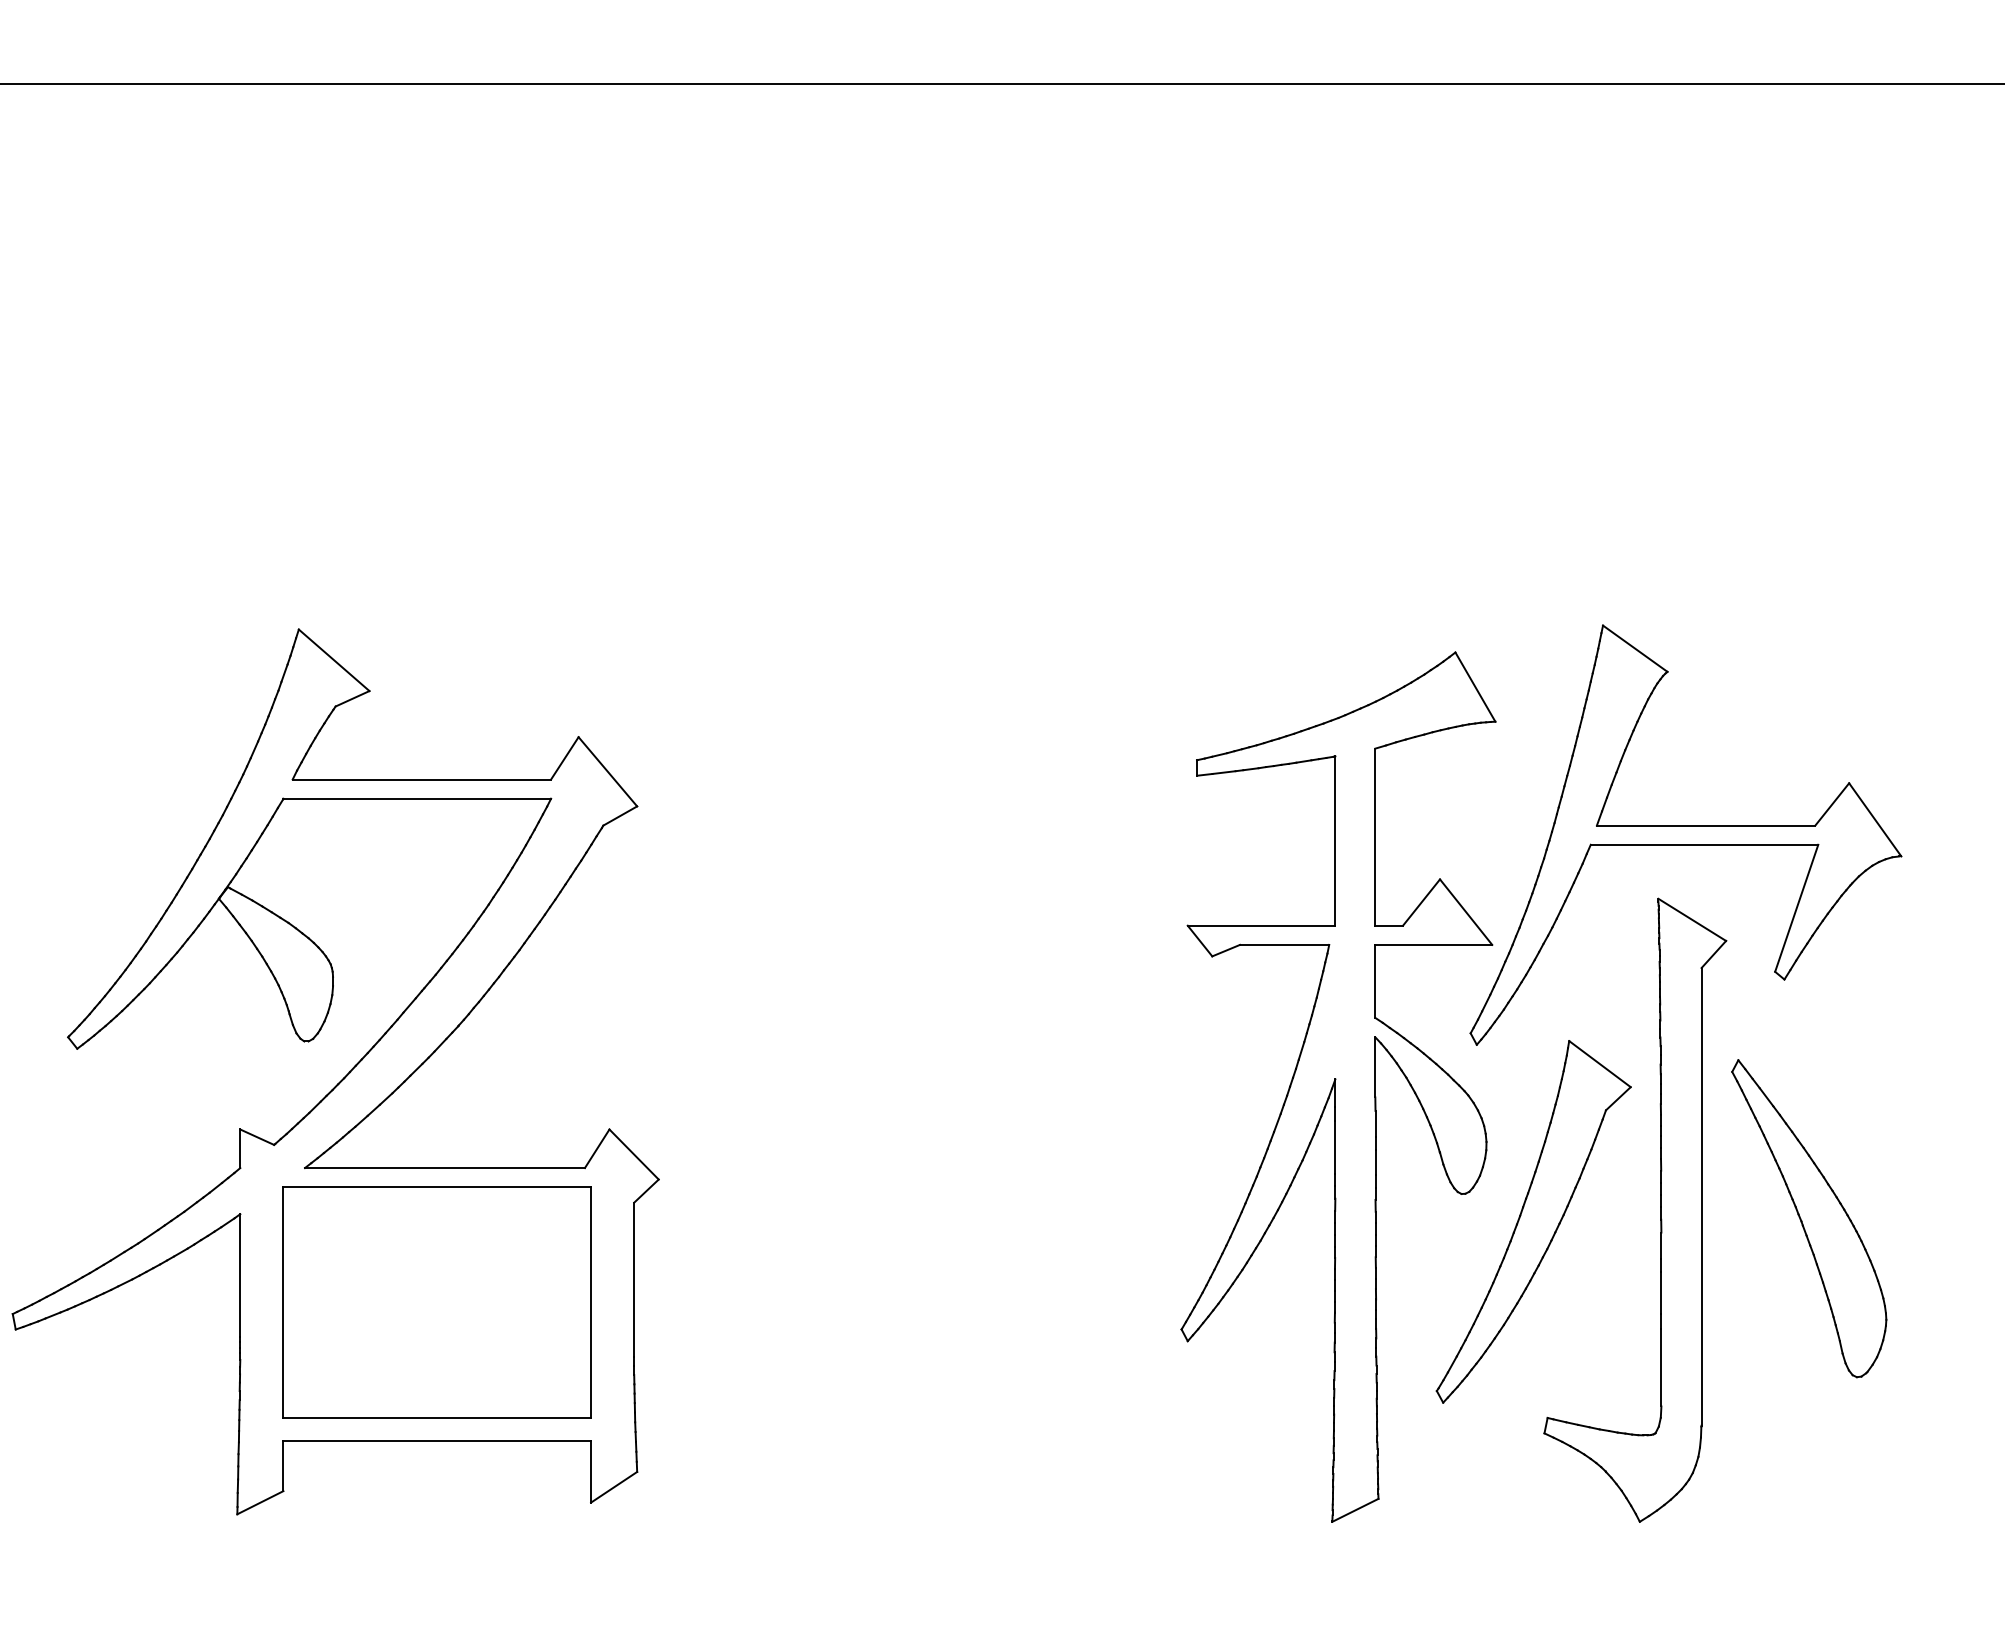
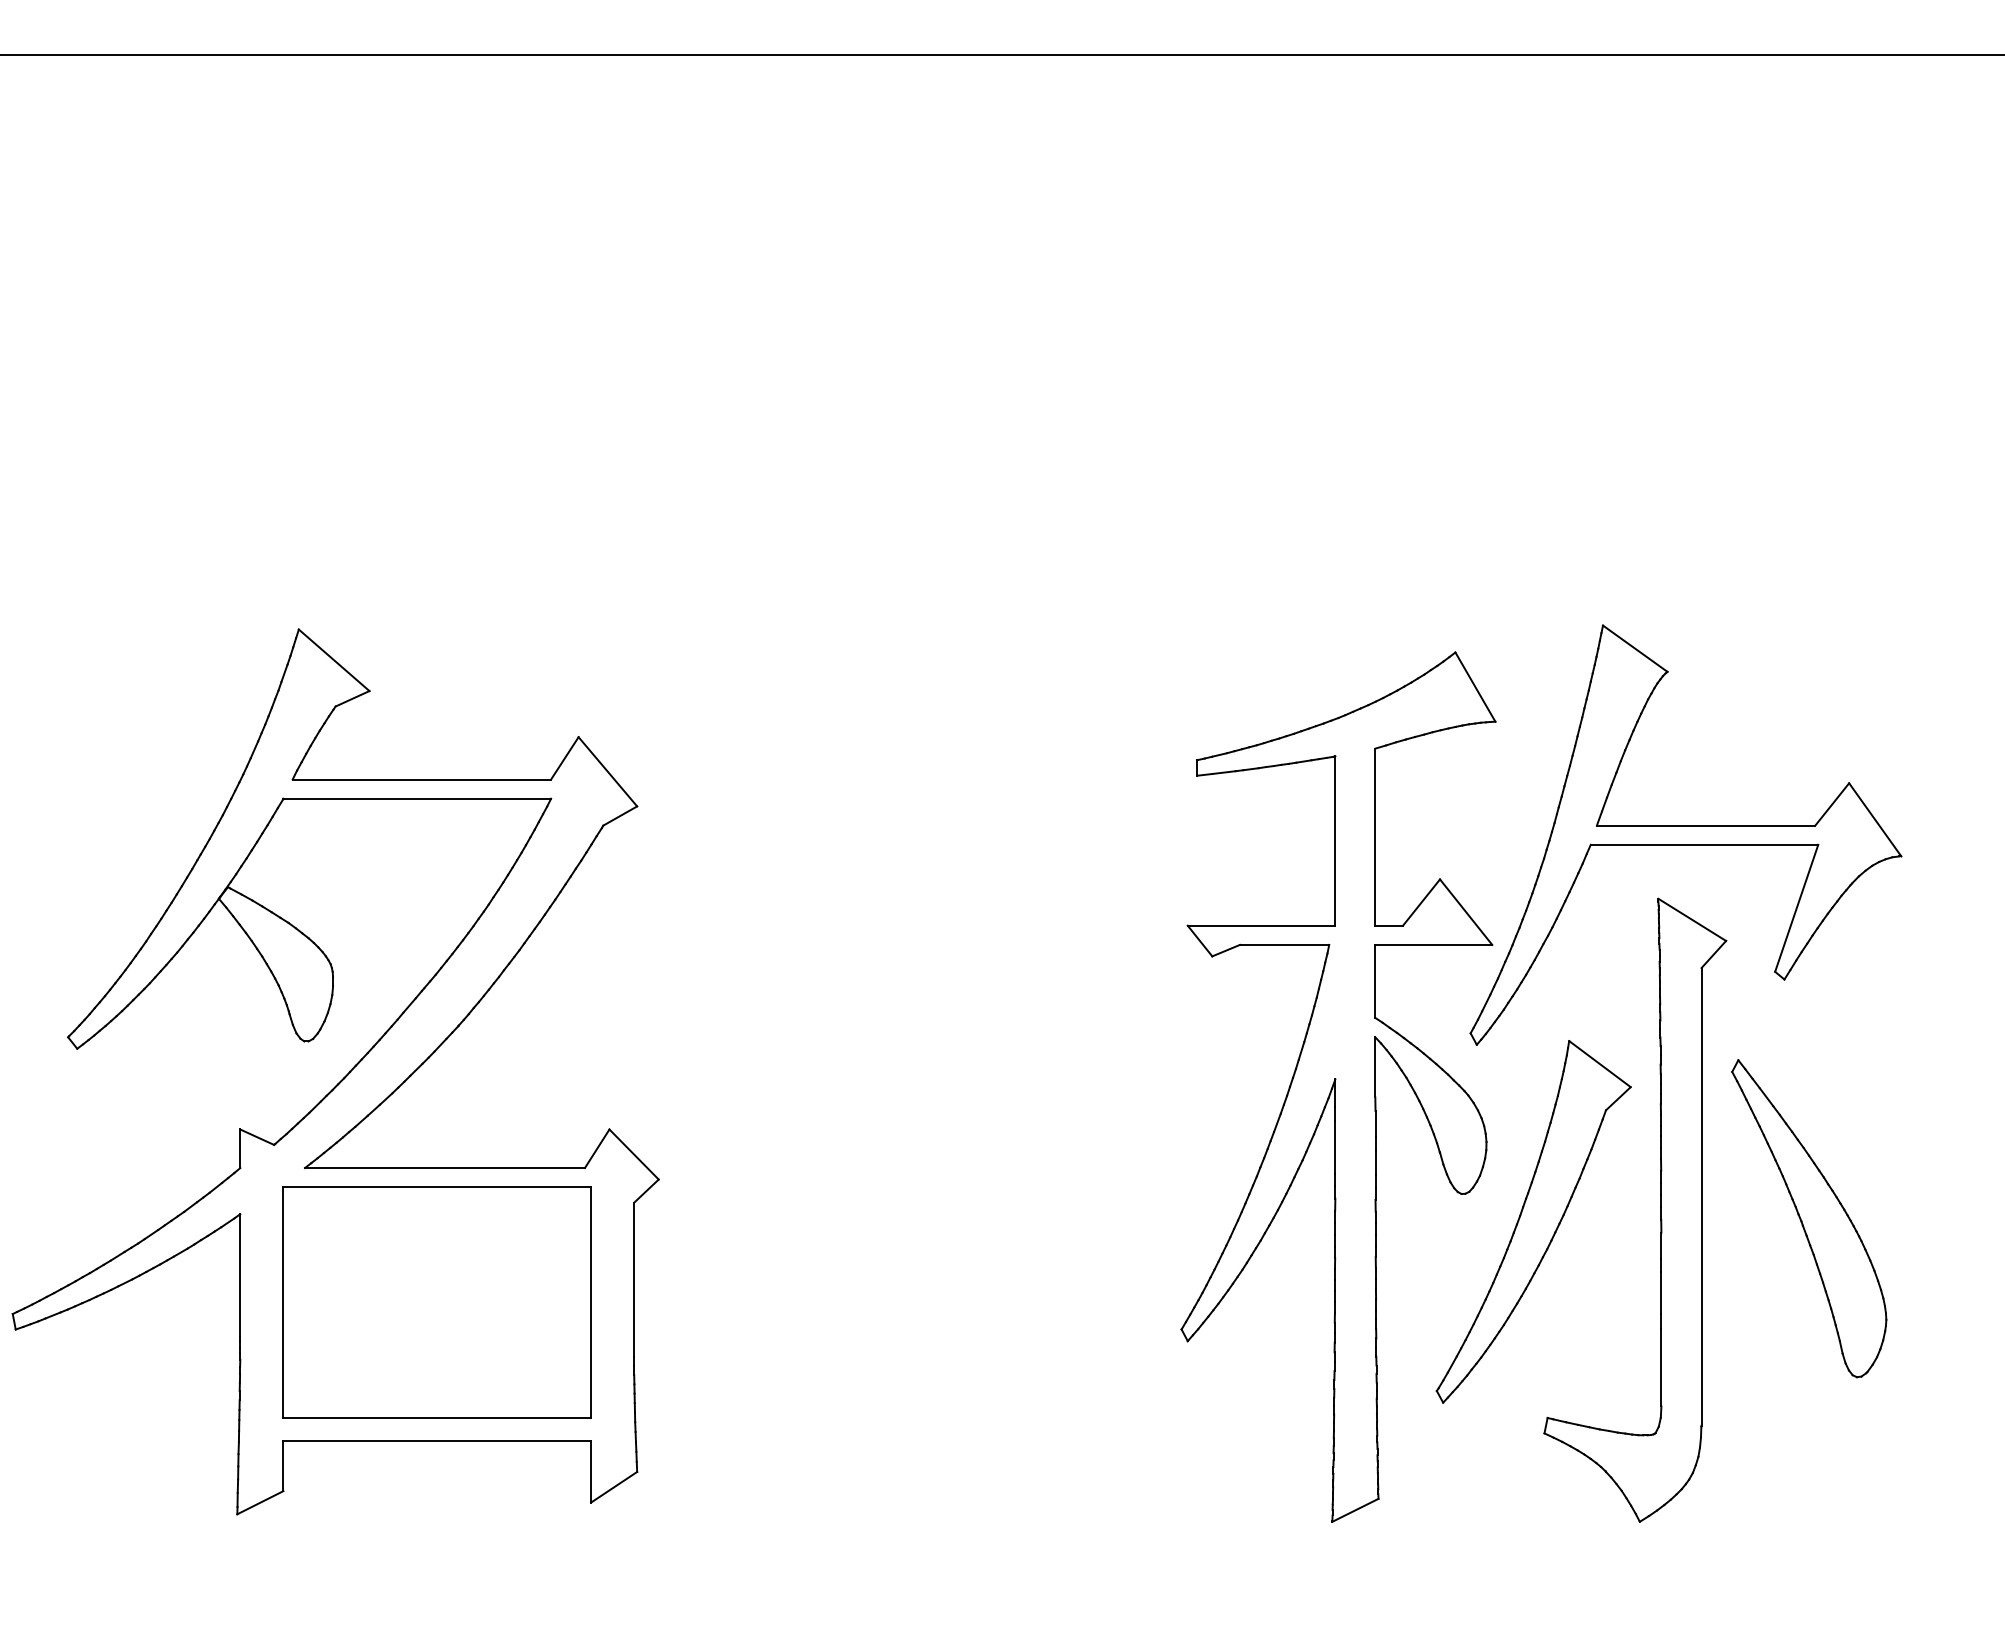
line position: (1001, 84) -> (1001, 55) (1001, 55)
